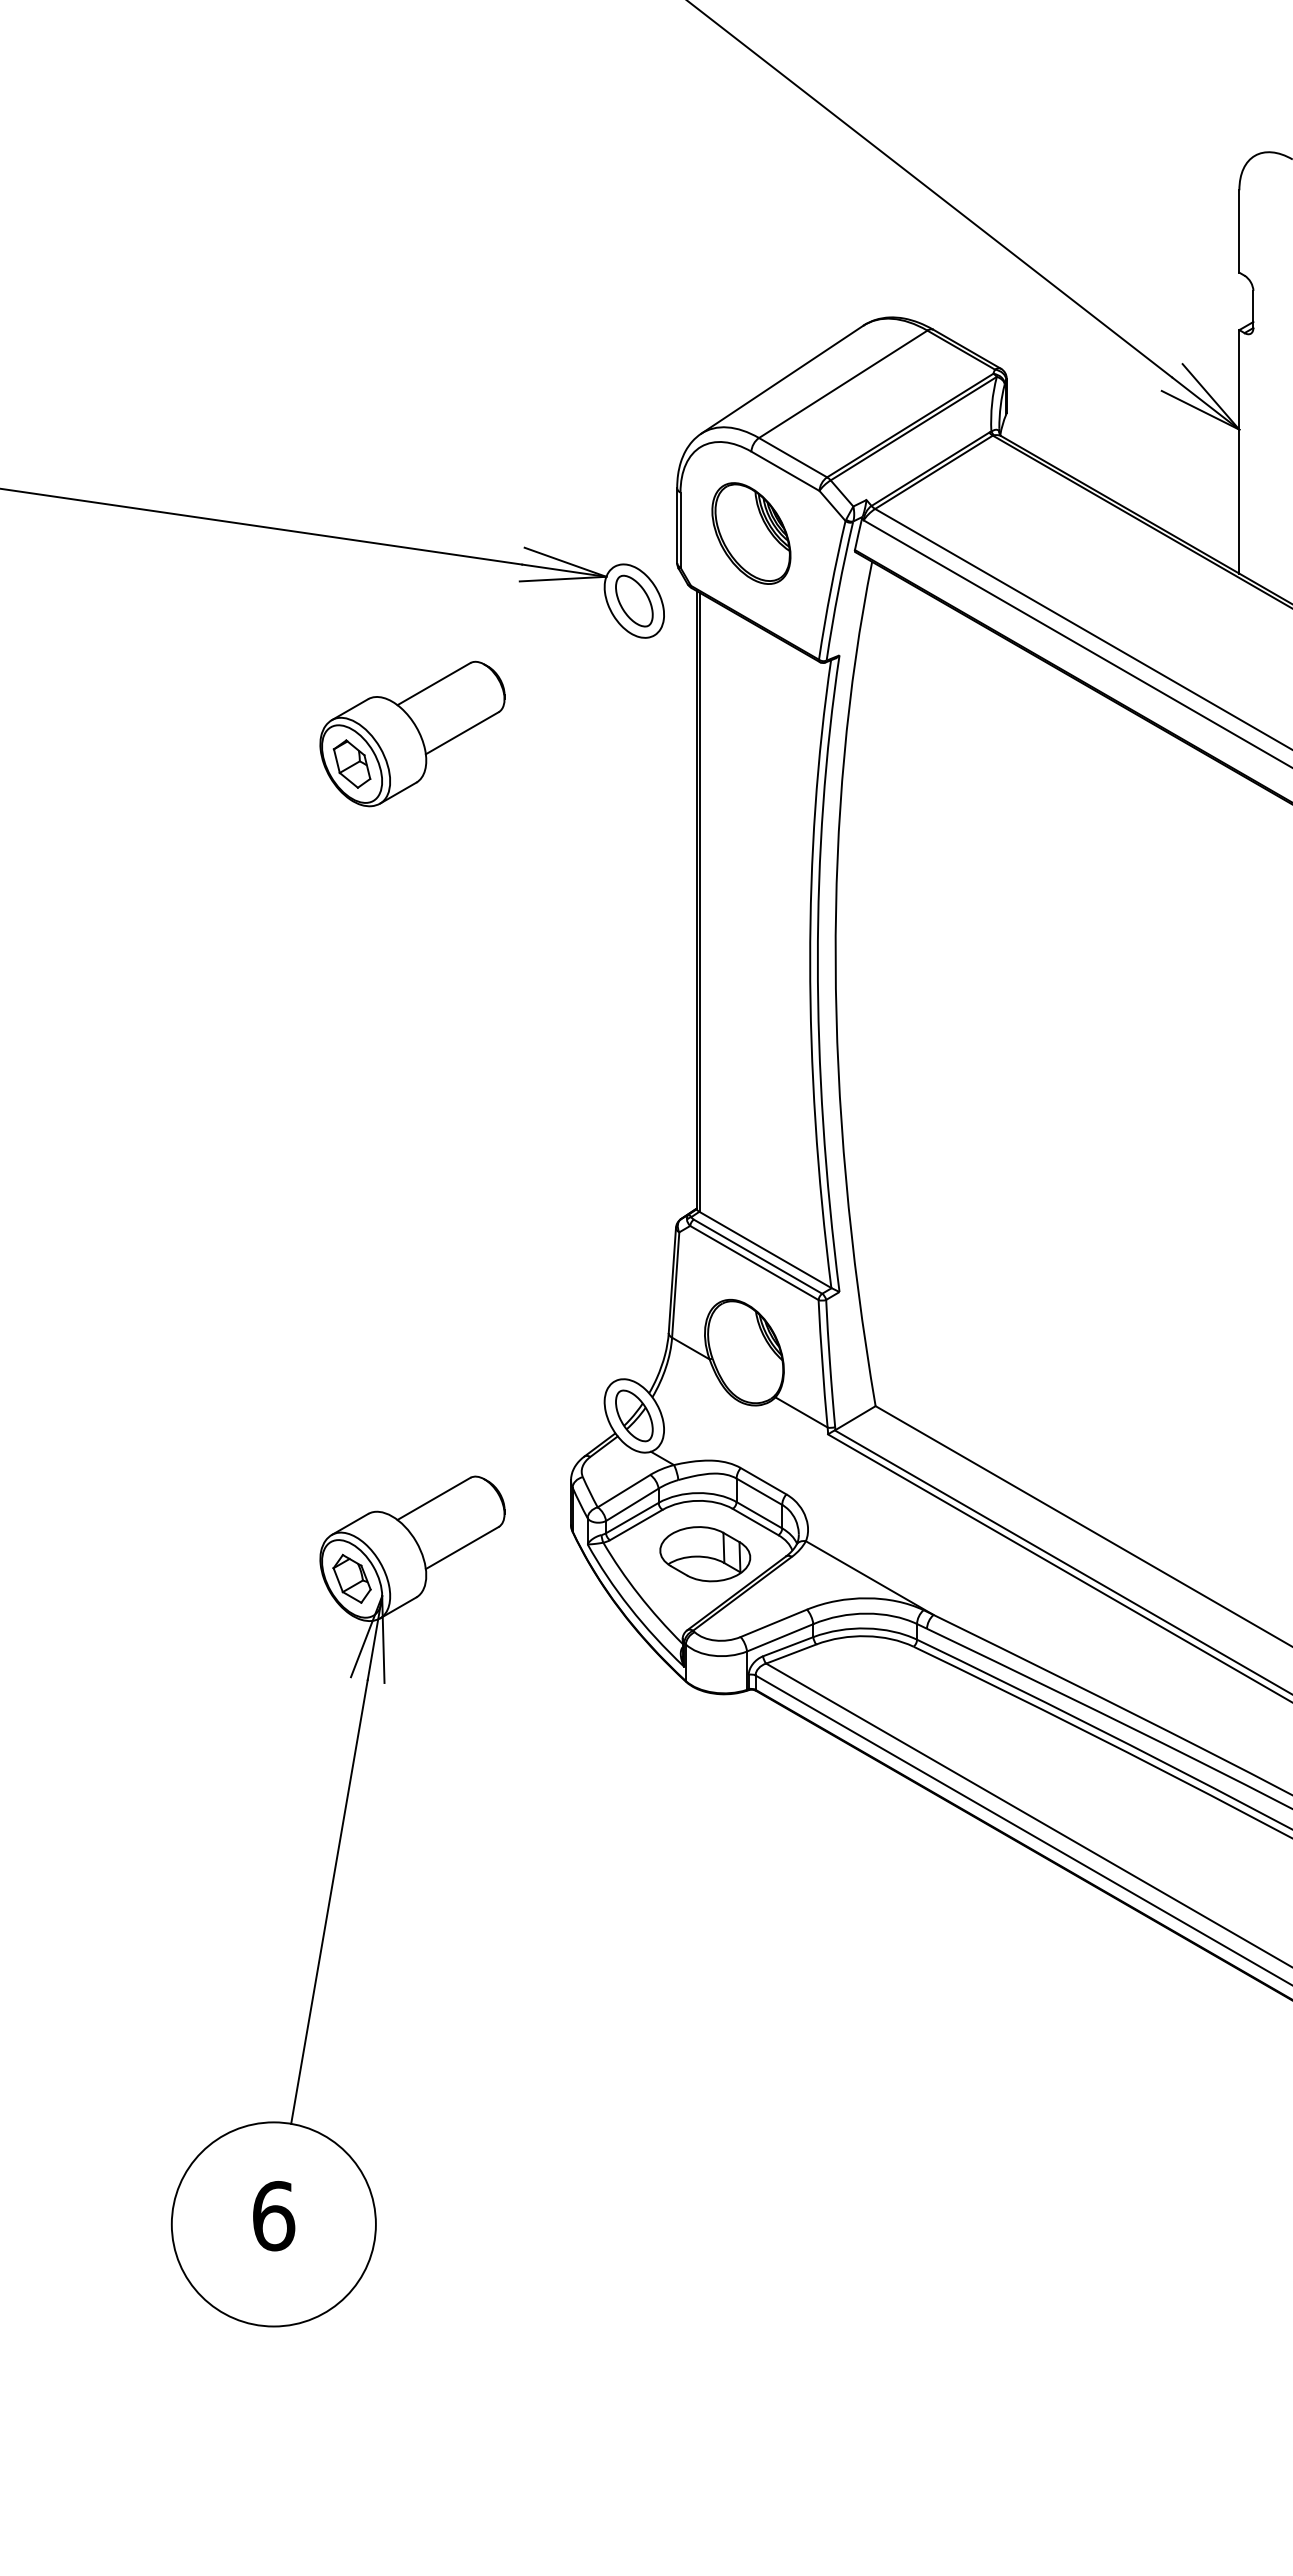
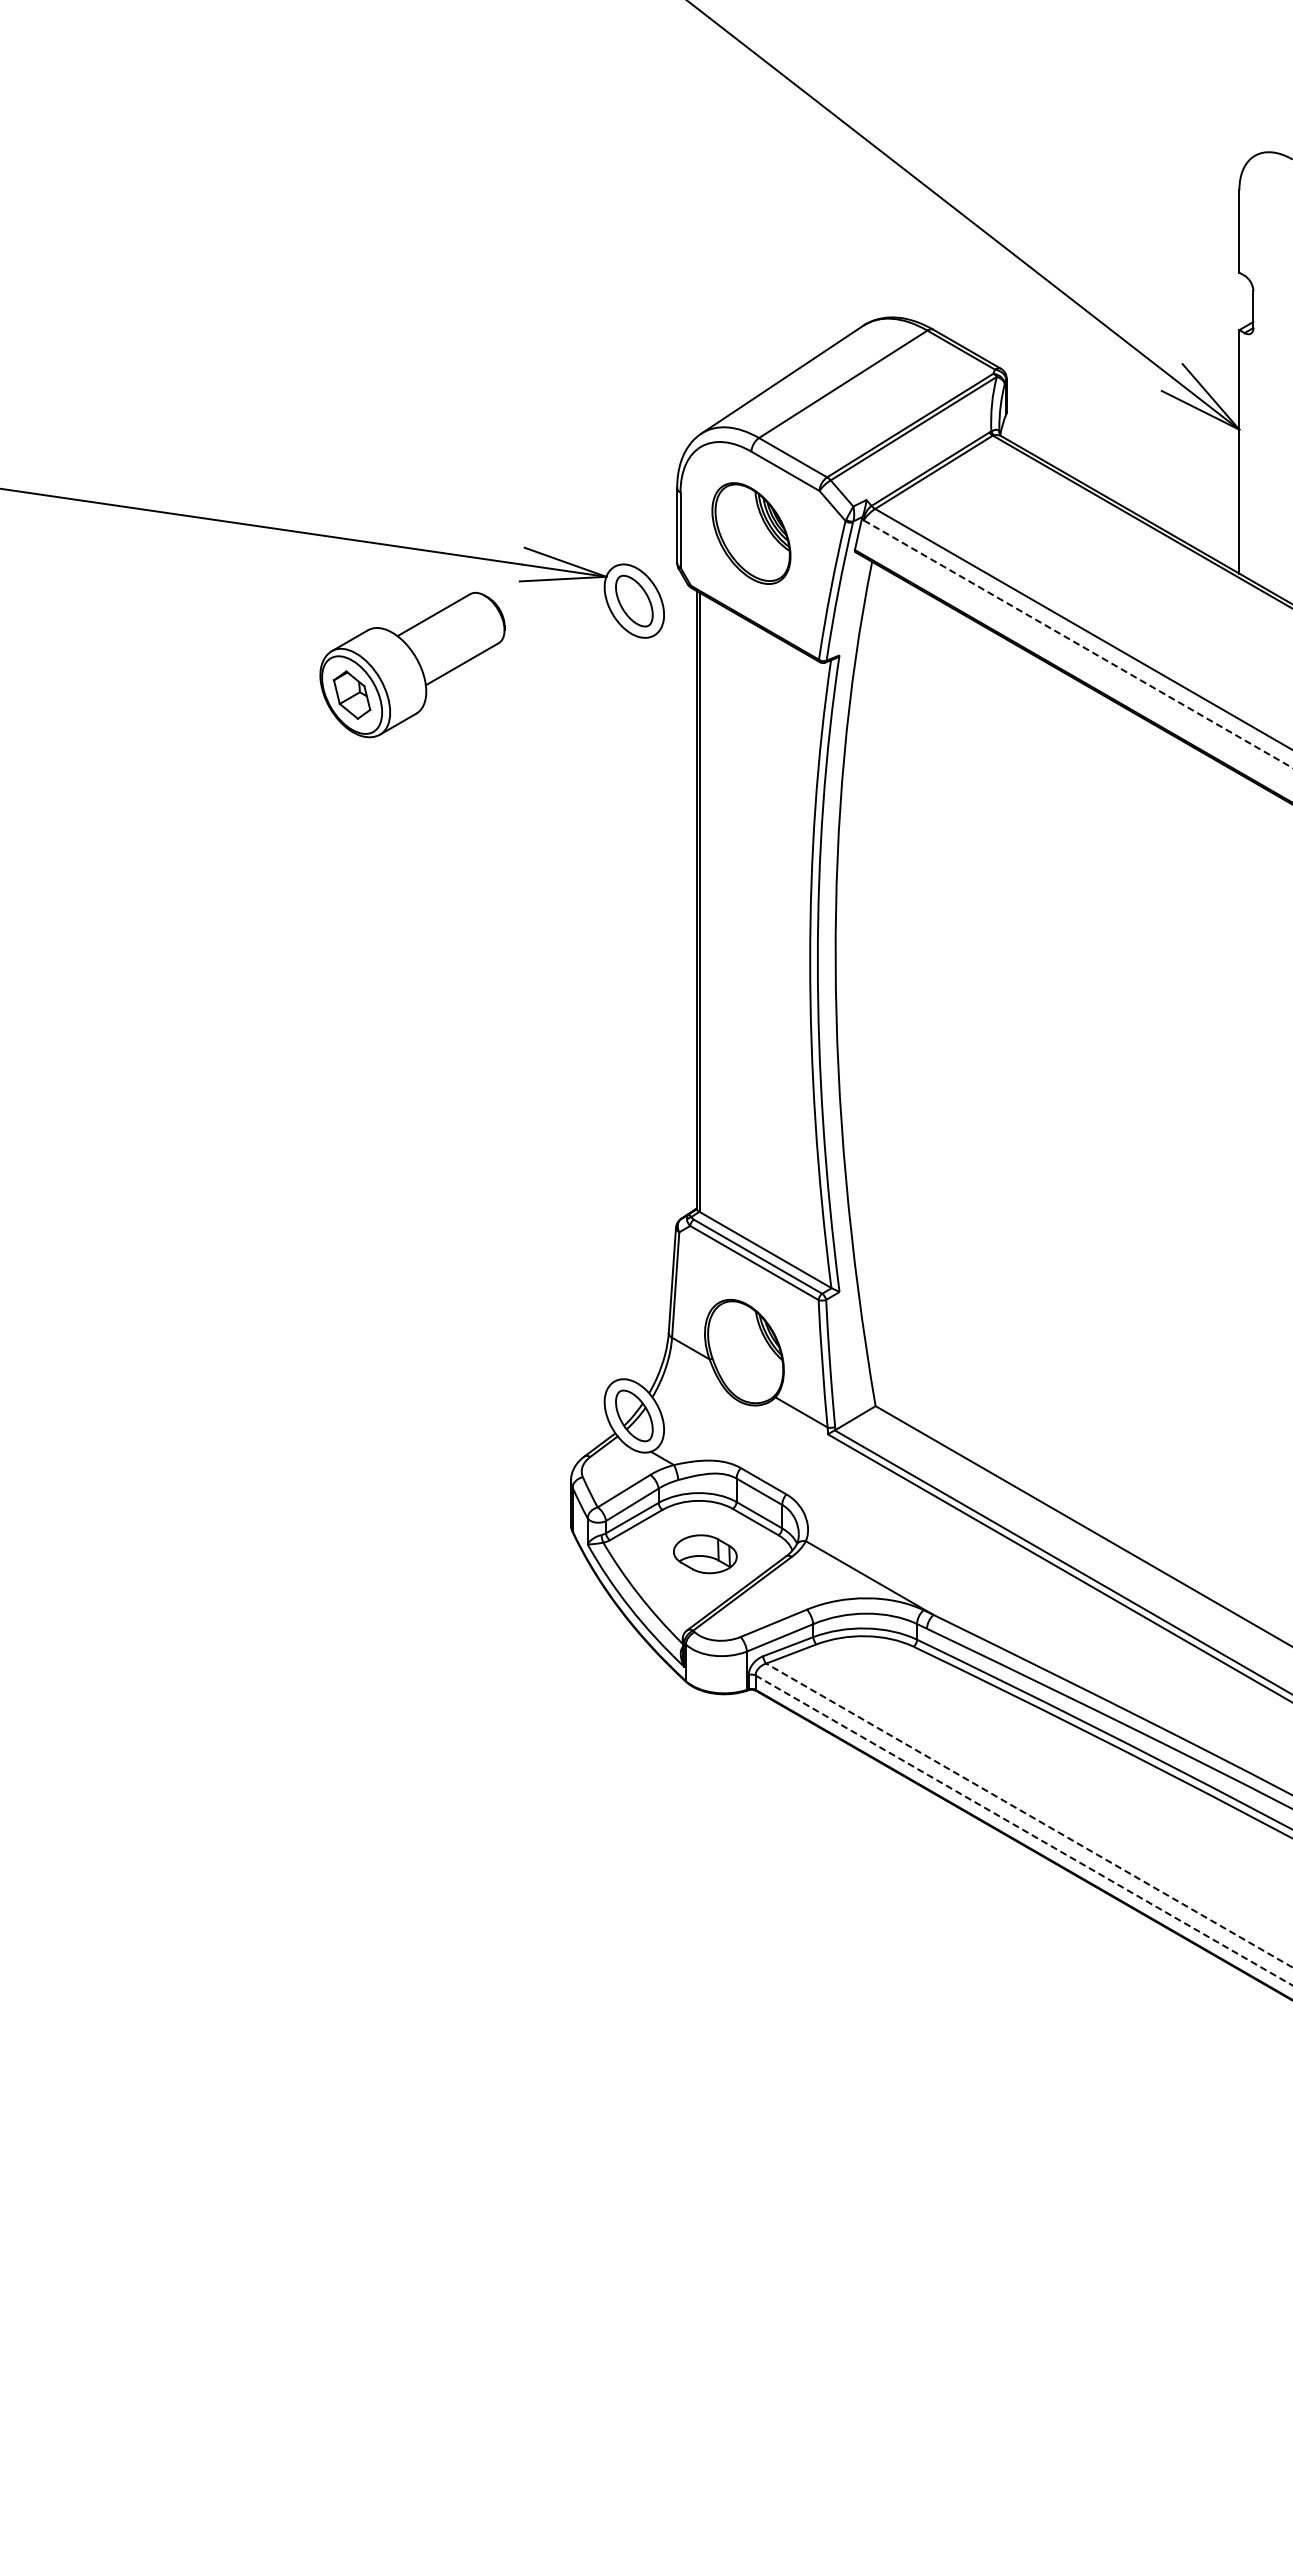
line: solid -> dashed (1078, 644)
part position: (412, 733) -> (412, 664) (412, 664)
part size: 93x57 px -> 65x41 px (705, 1554)
line: solid -> dashed (1029, 1815)
line: solid -> dashed (1023, 1830)
part: present -> none (330, 1901)
